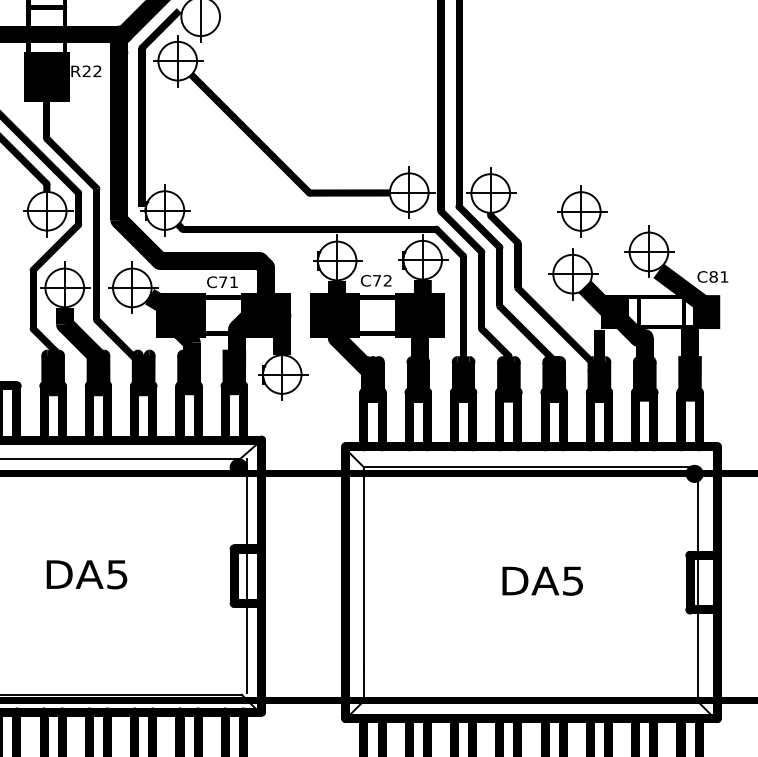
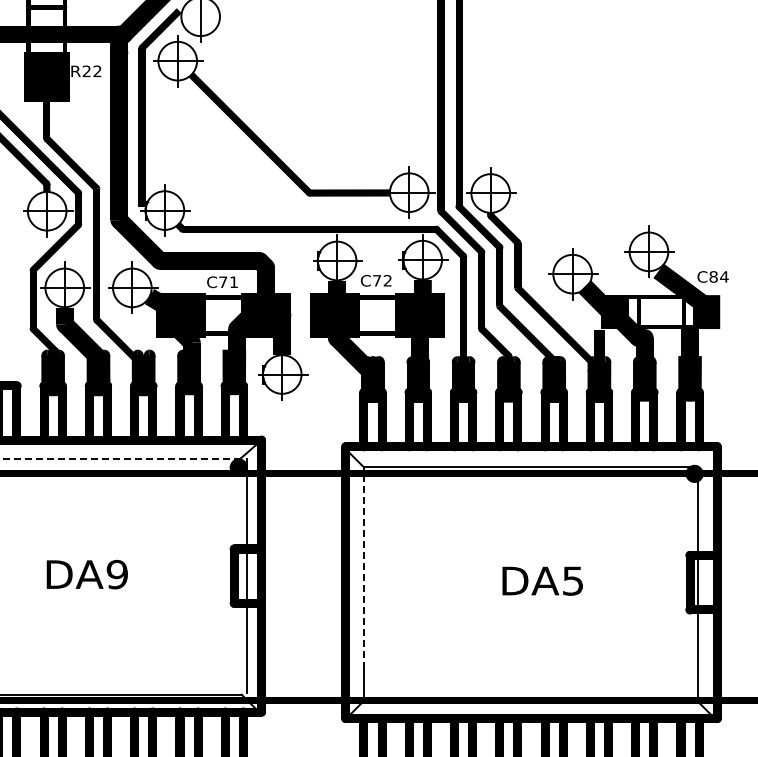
part: present -> none (582, 211)
text: C81 -> C84 (724, 276)
line: solid -> dashed (120, 459)
line: solid -> dashed (363, 567)
text: DA5 -> DA9 (116, 574)
